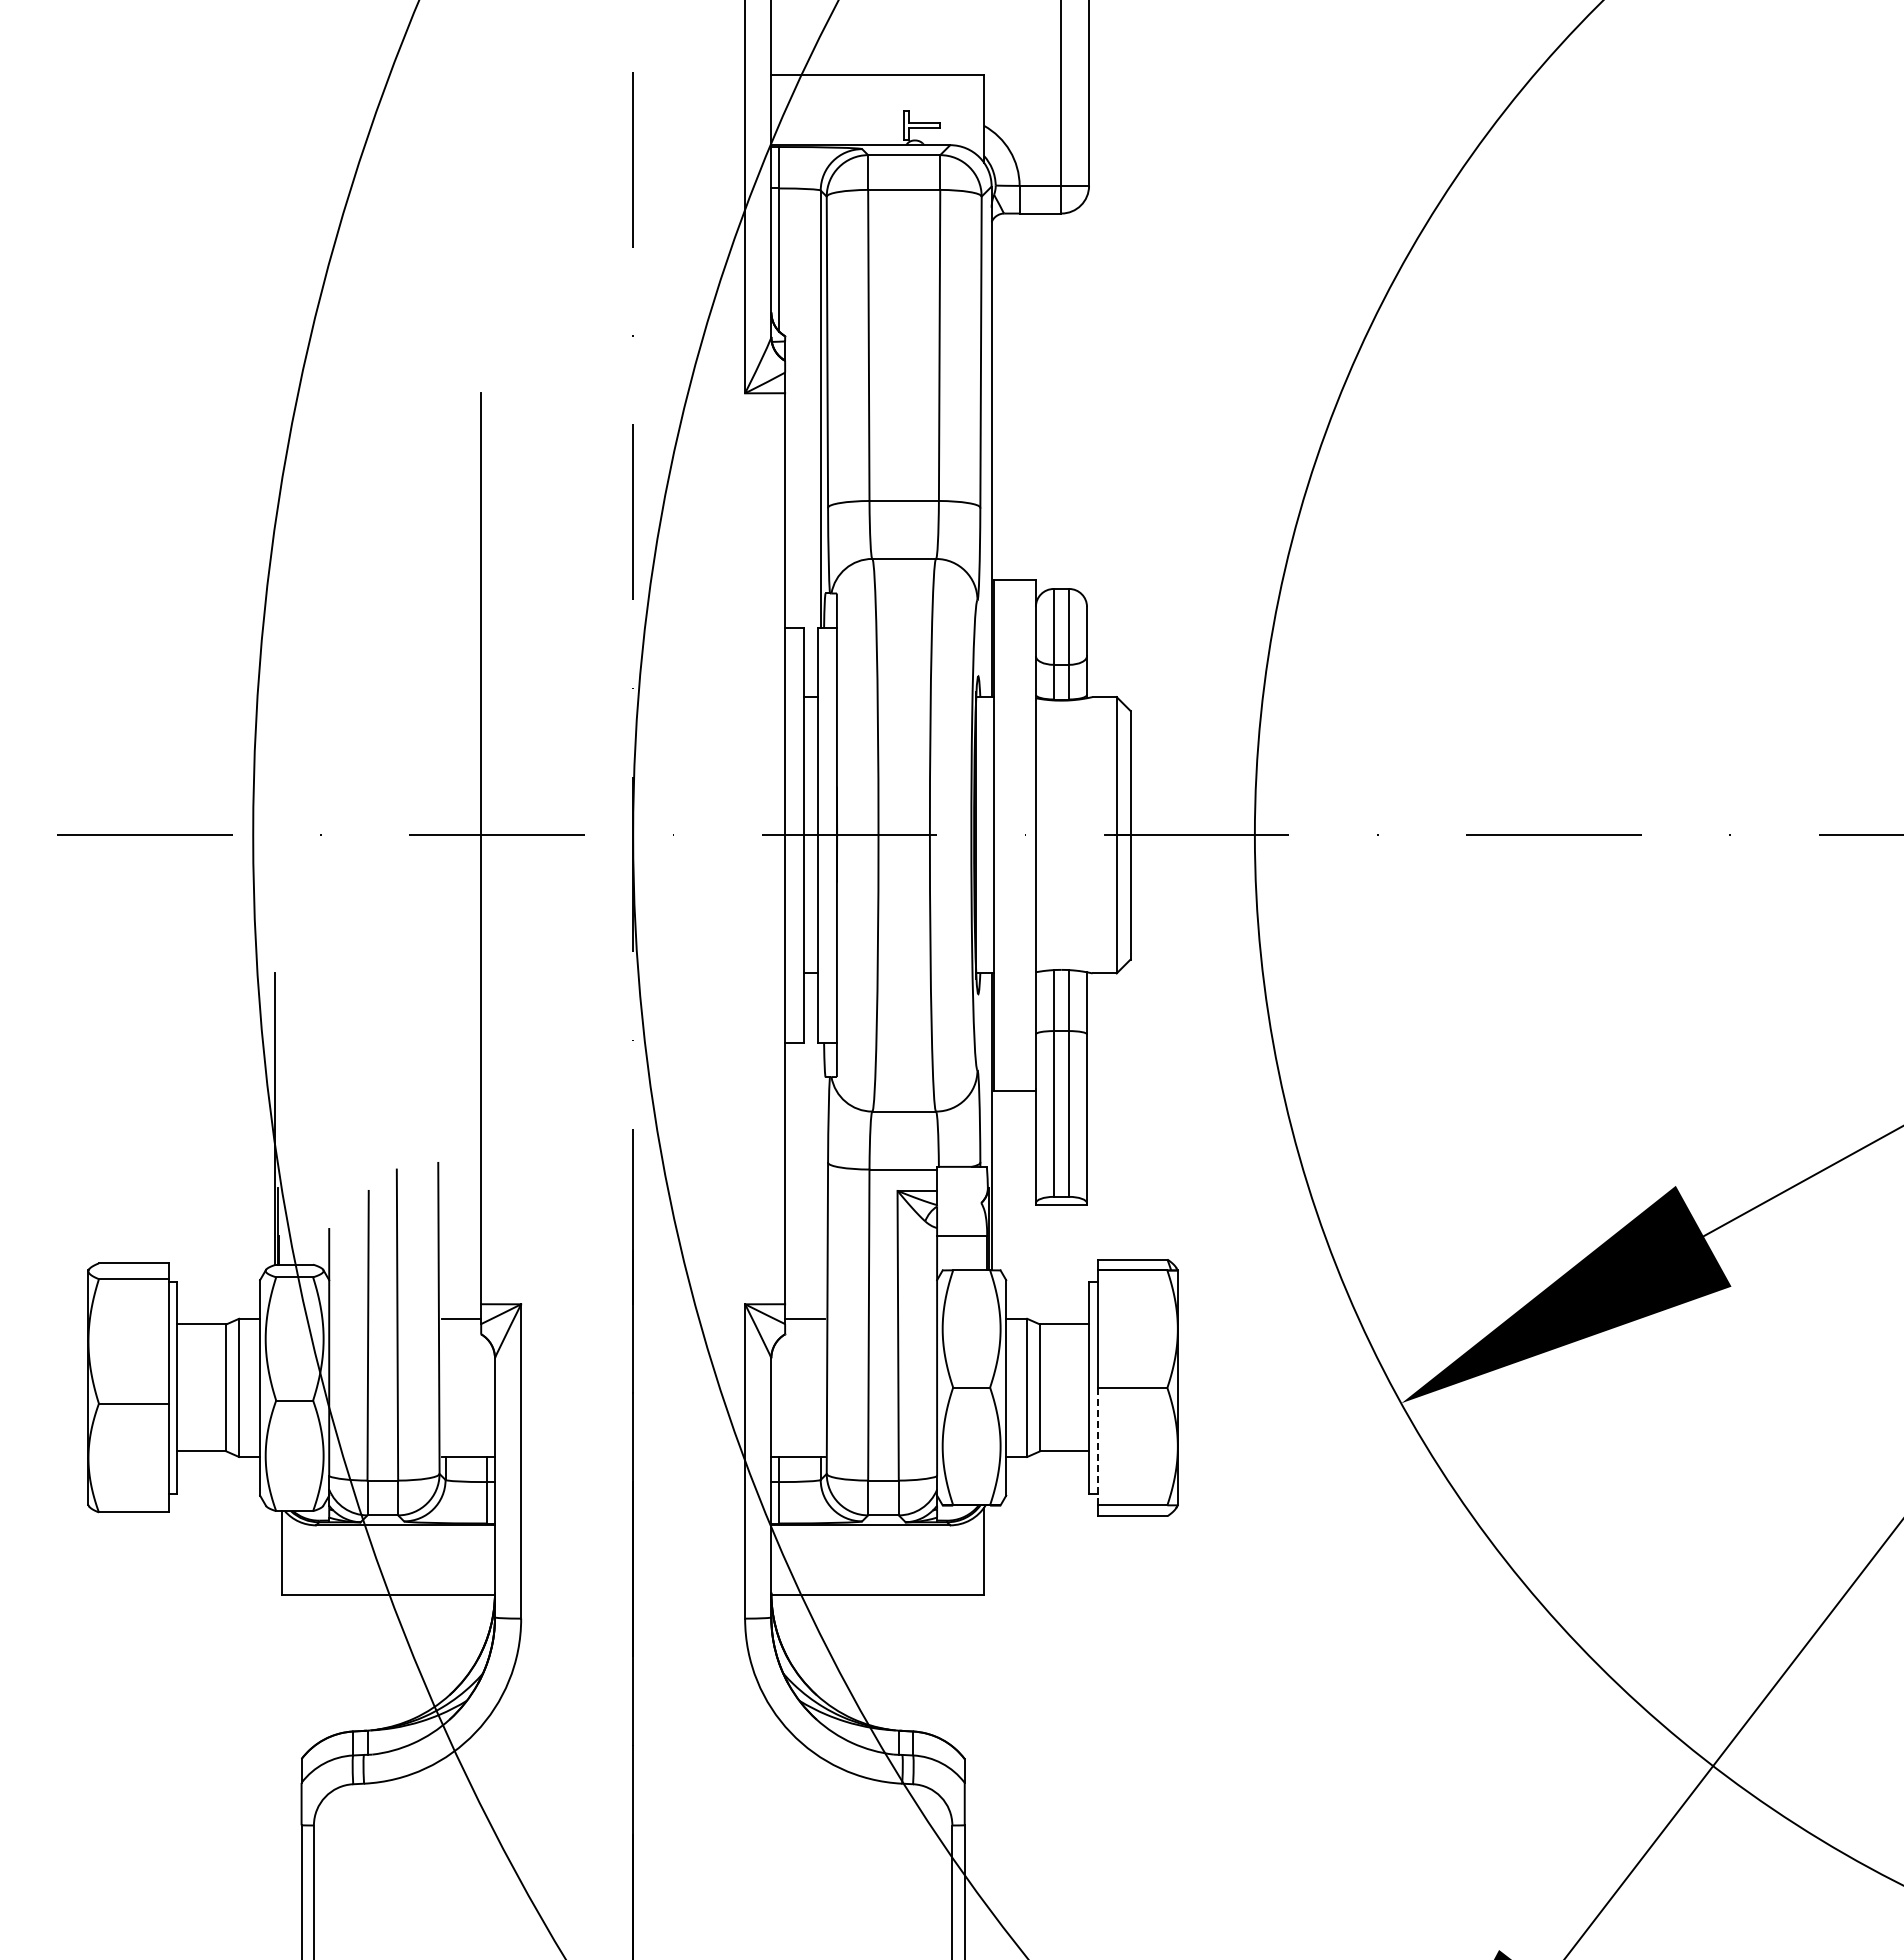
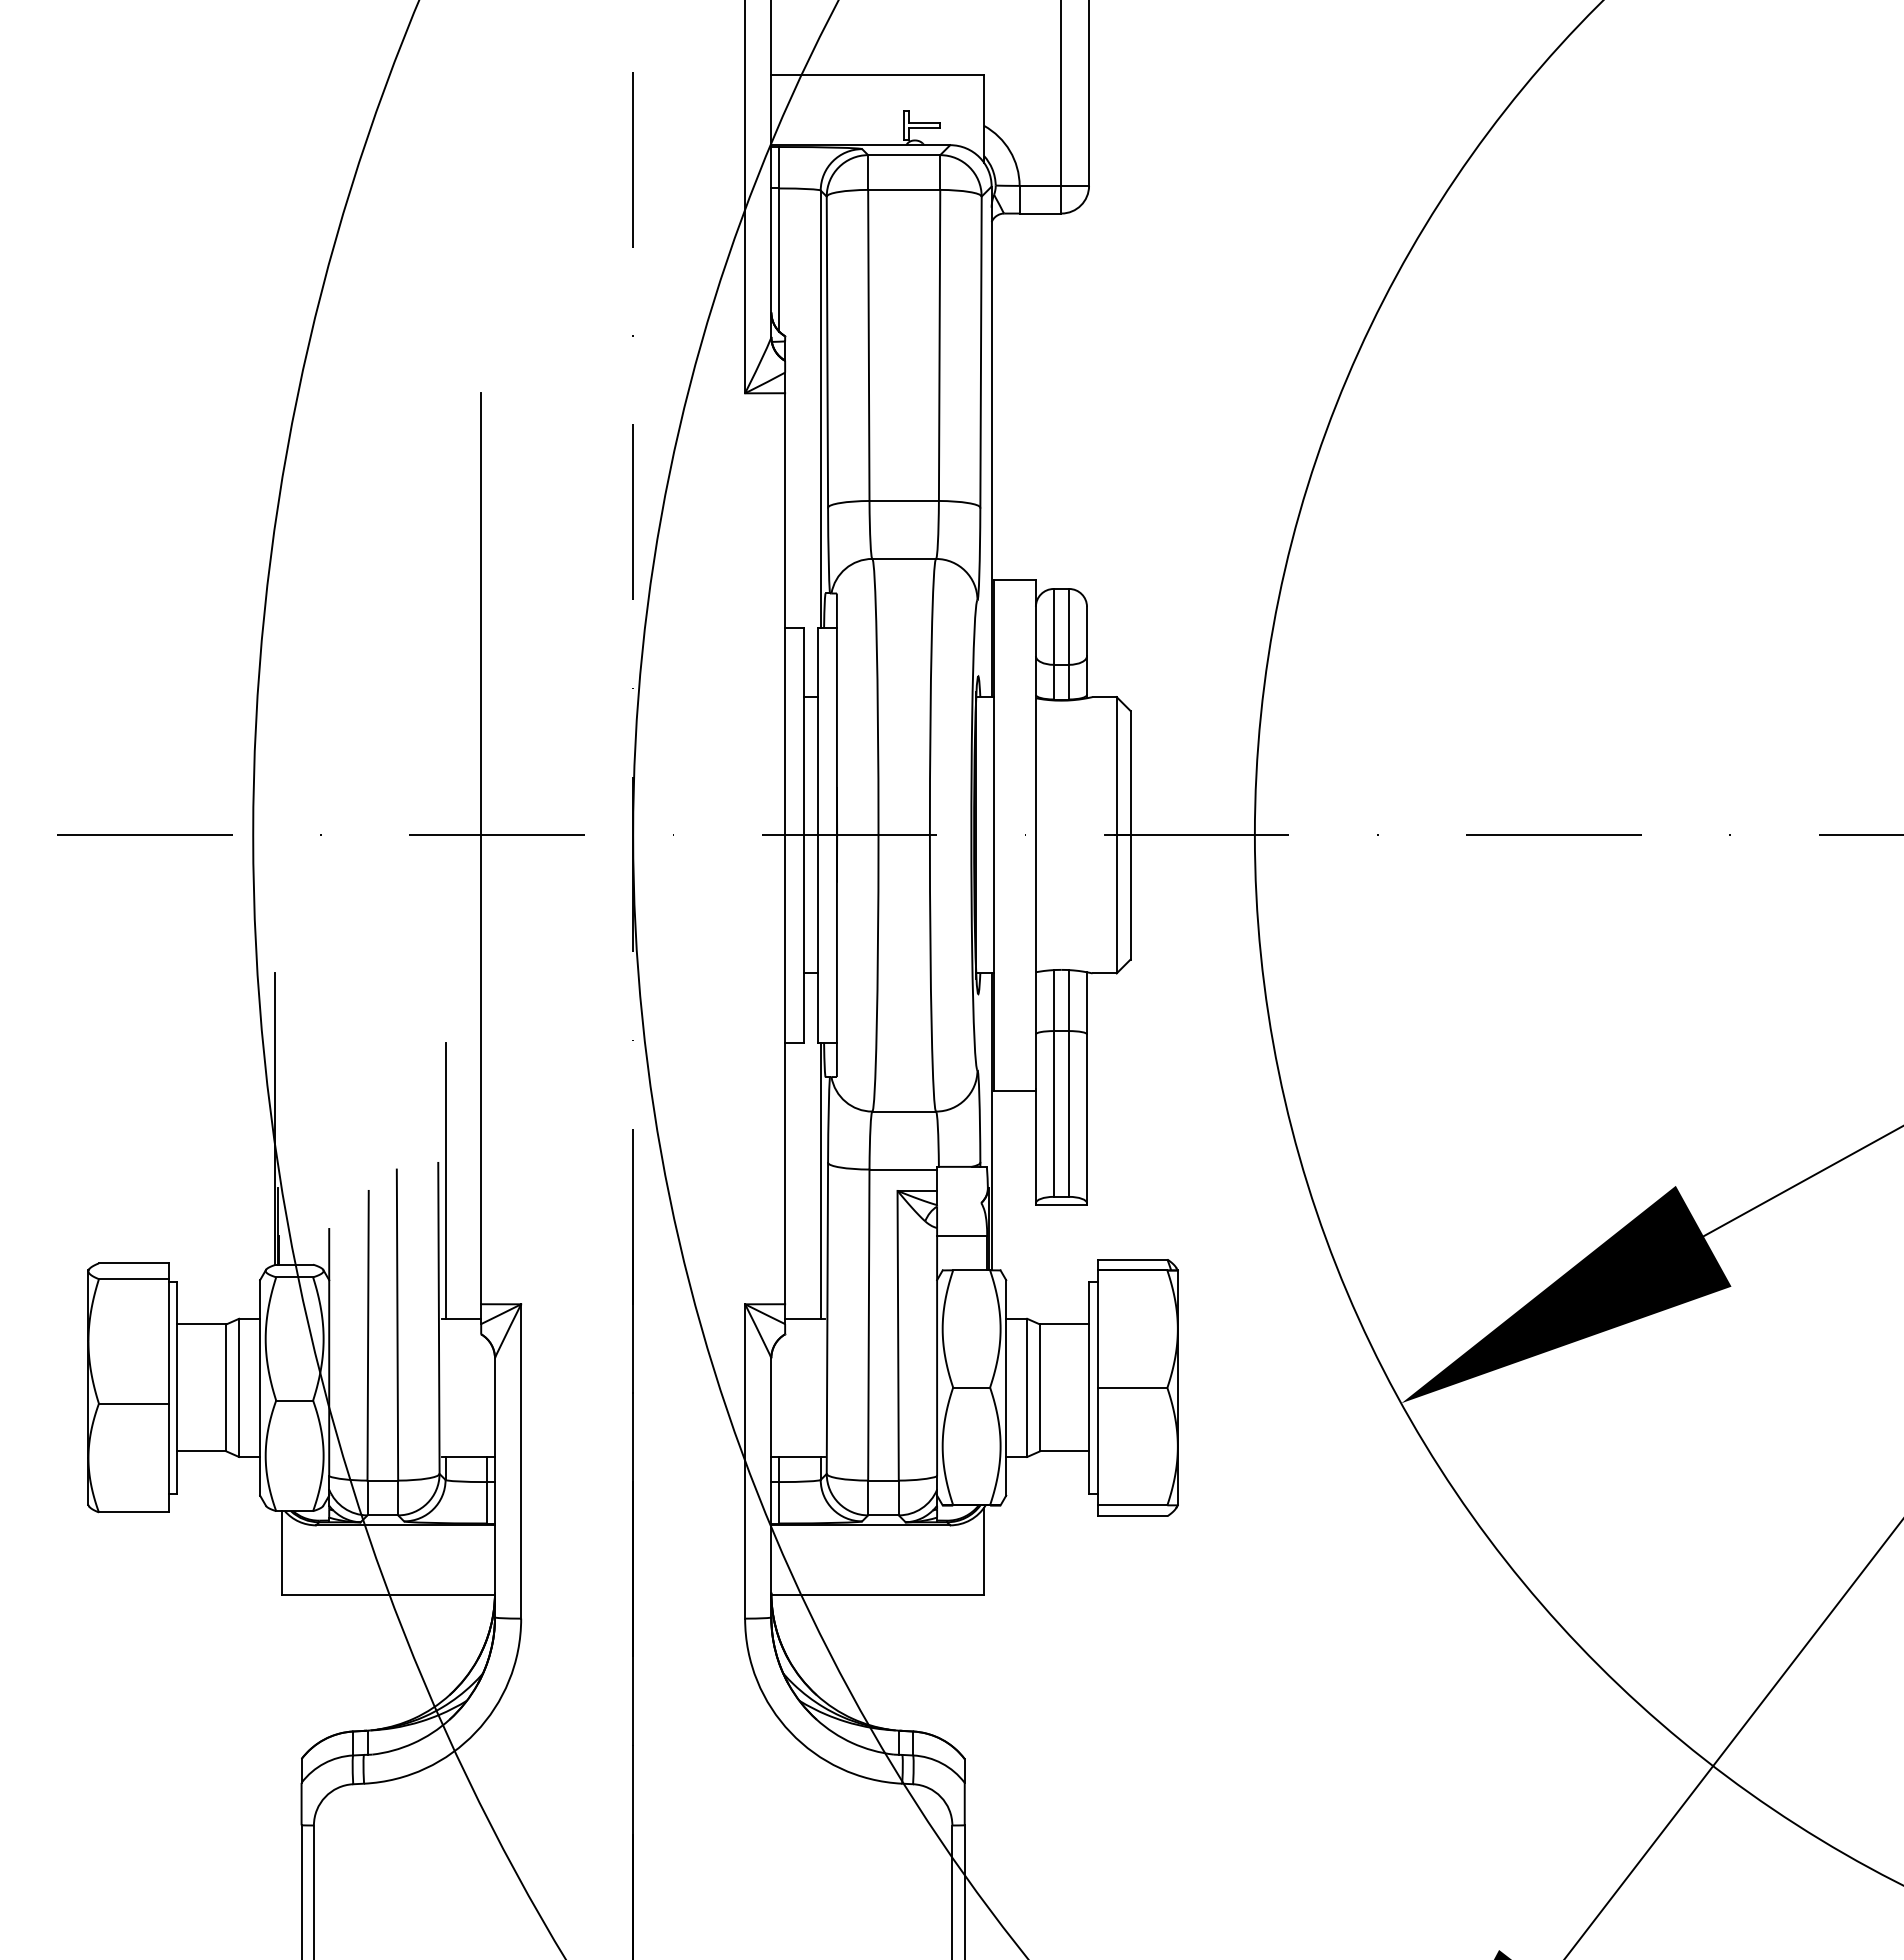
line: none -> present (445, 1180)
line: none -> present (820, 1180)
line: dashed -> solid (1097, 1446)
